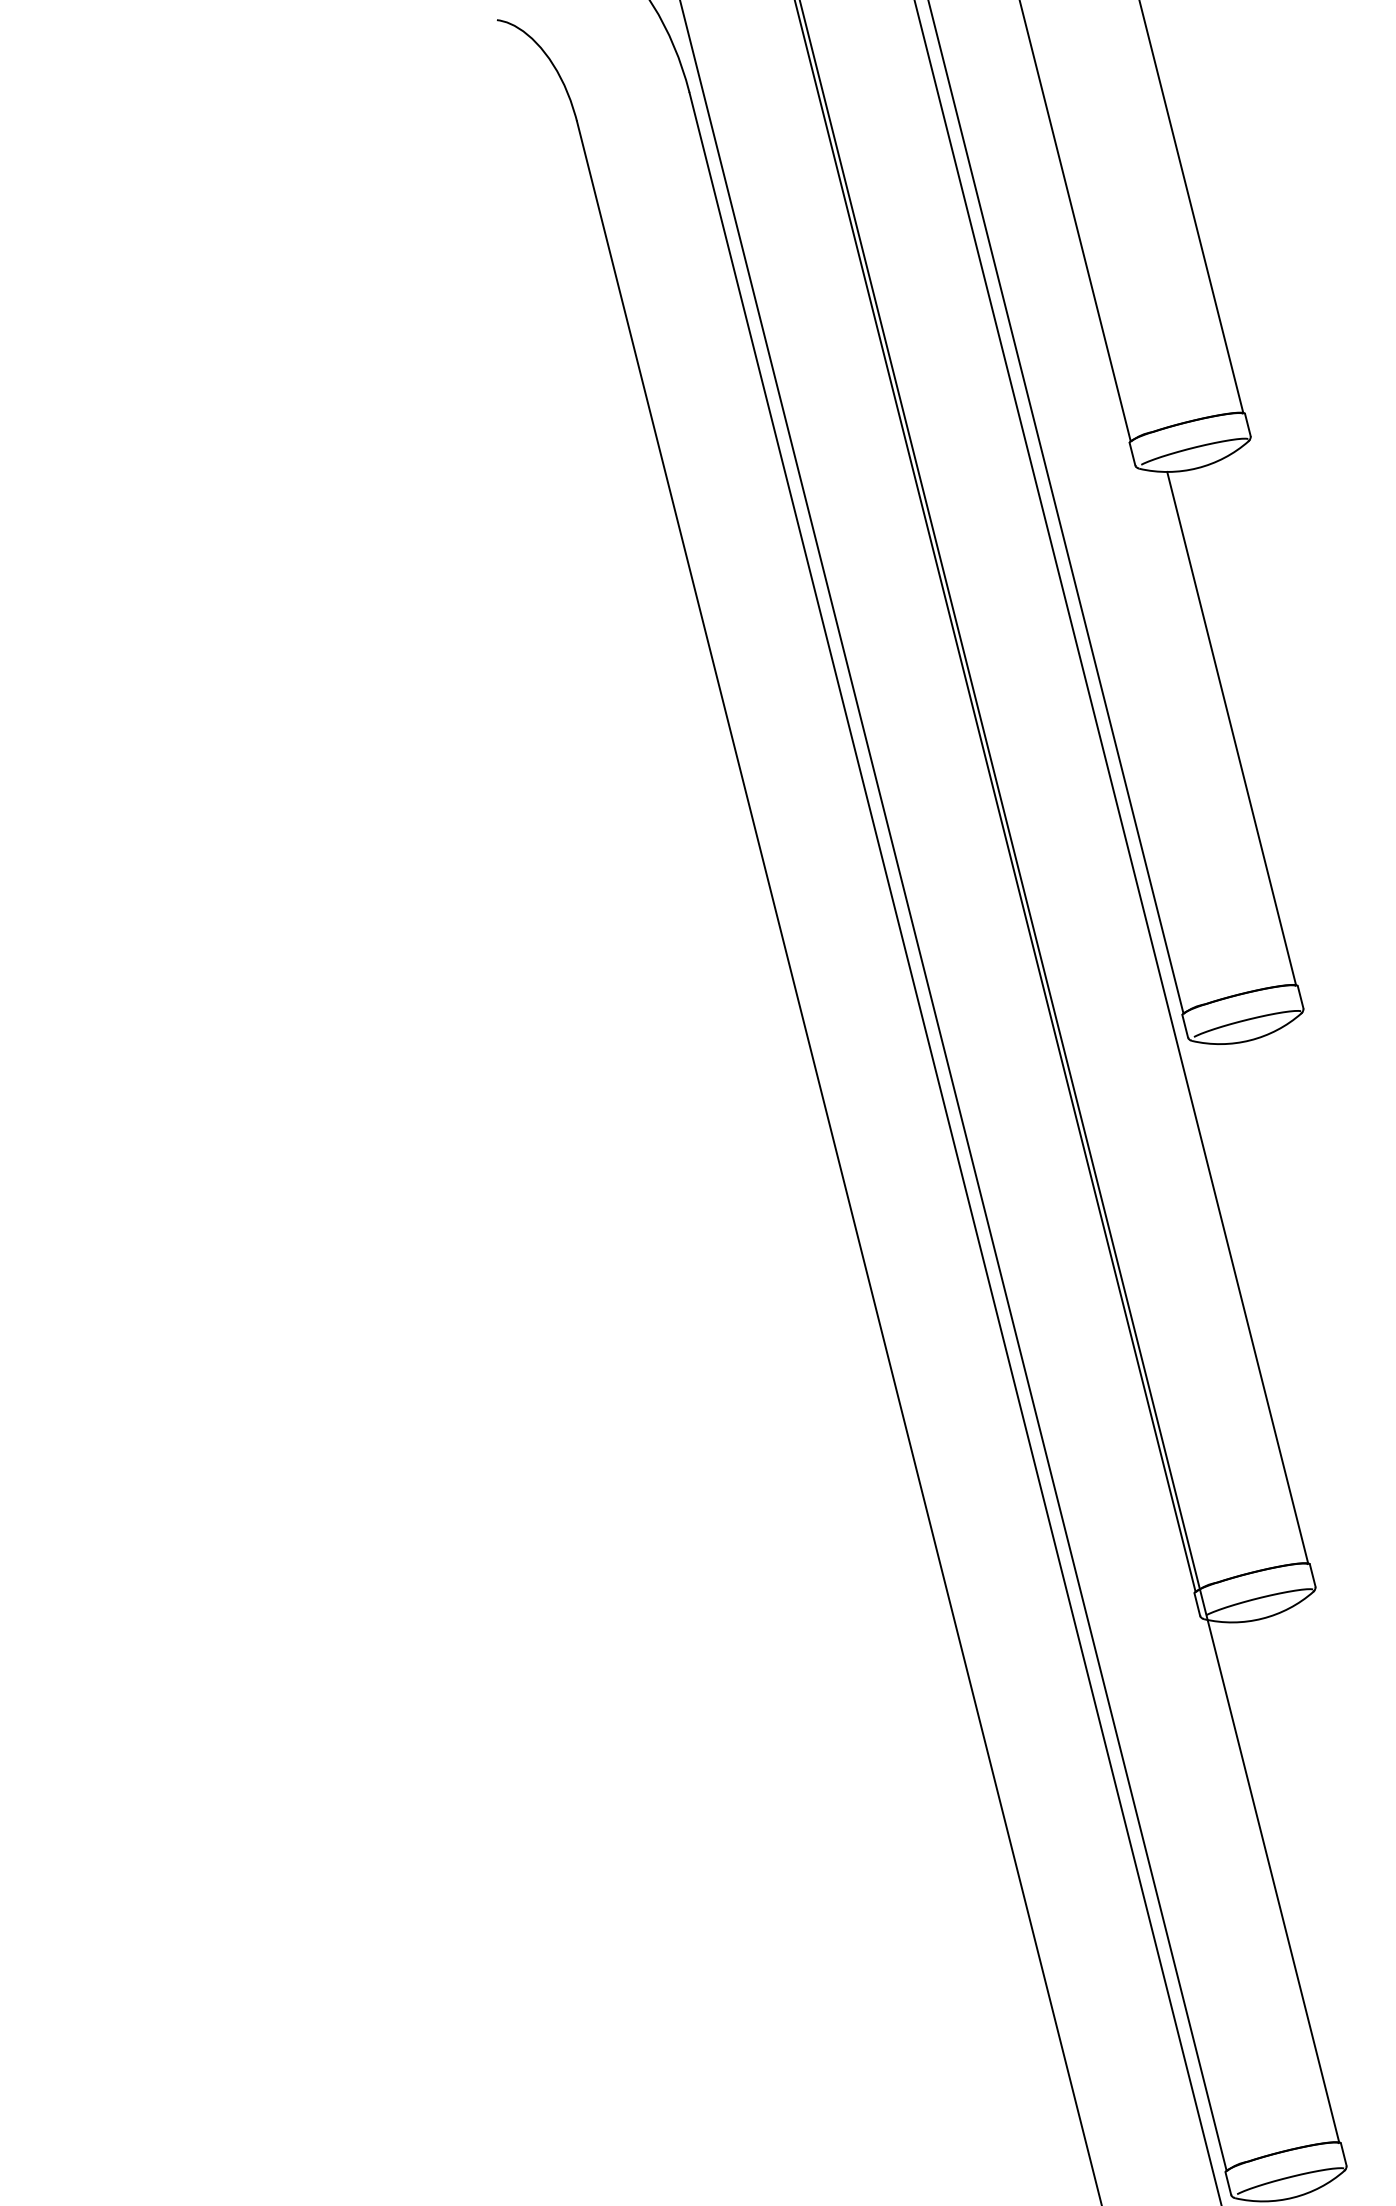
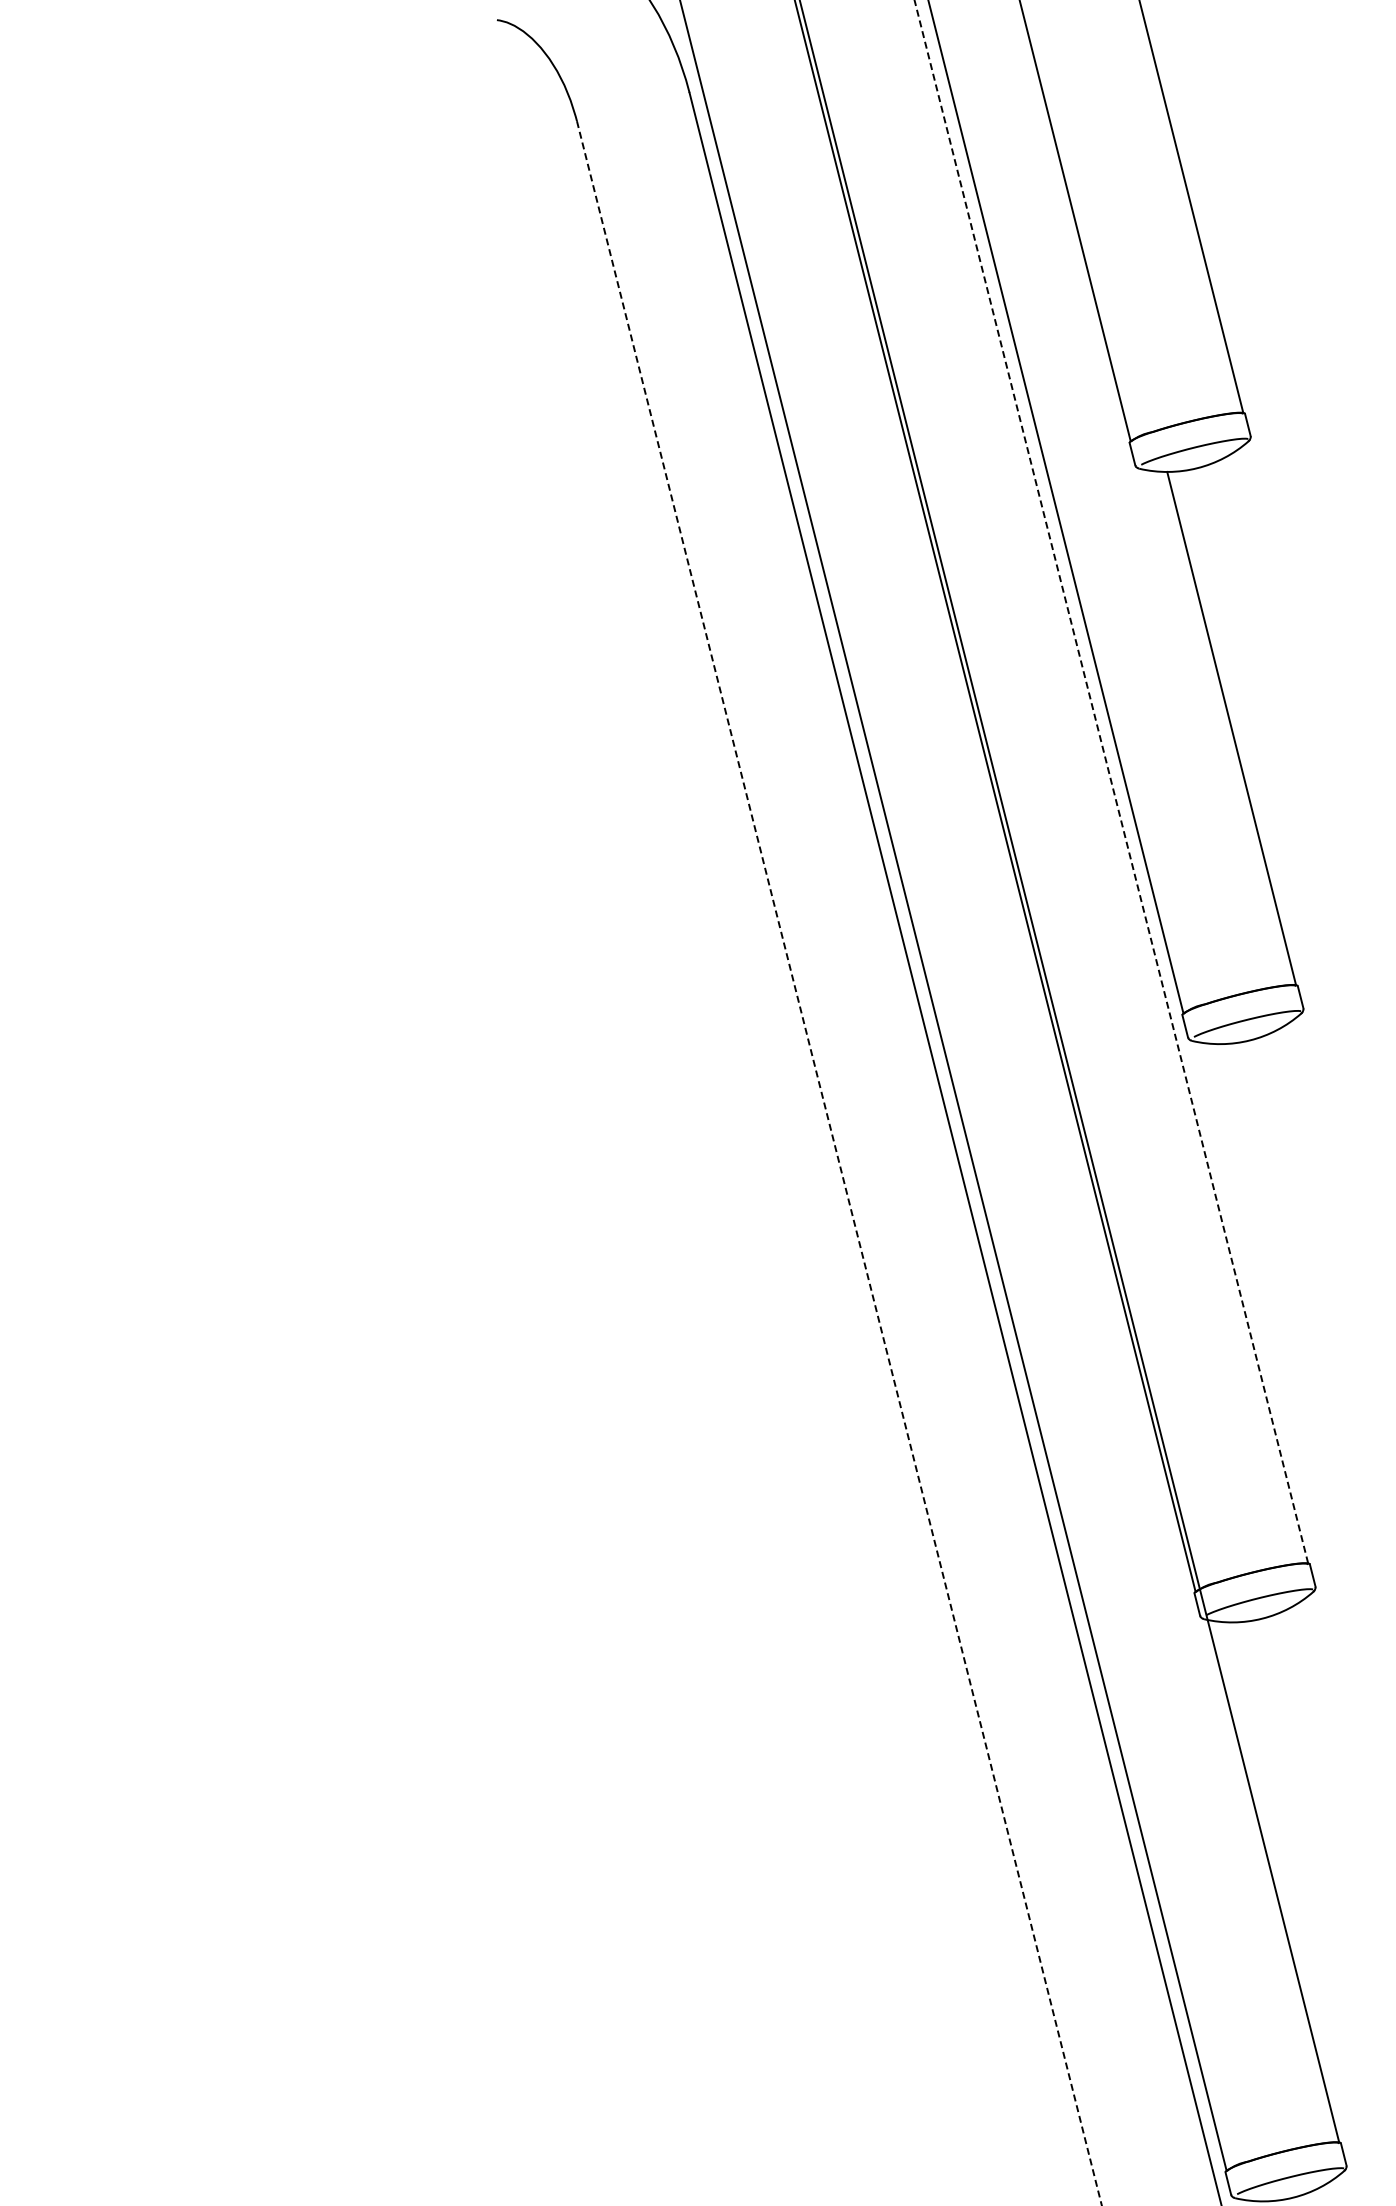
line: solid -> dashed (1111, 781)
line: solid -> dashed (839, 1163)
